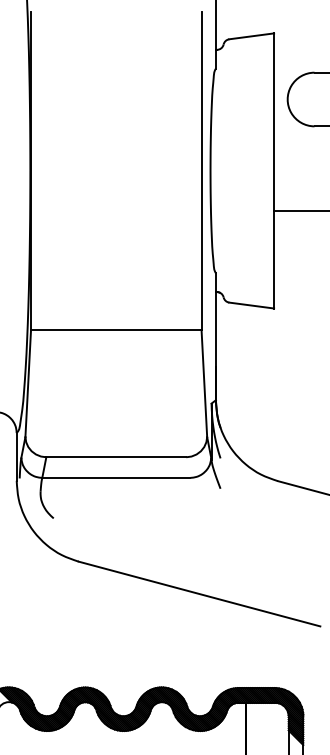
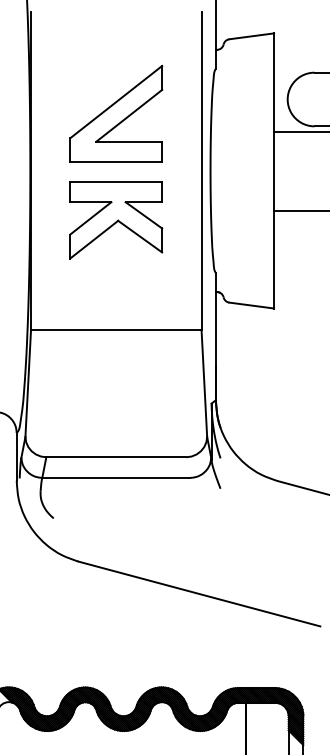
part: none -> present (116, 113)
line: none -> present (300, 132)
part: none -> present (116, 220)
